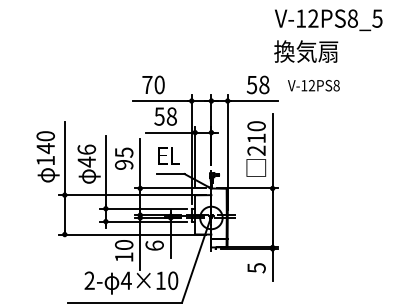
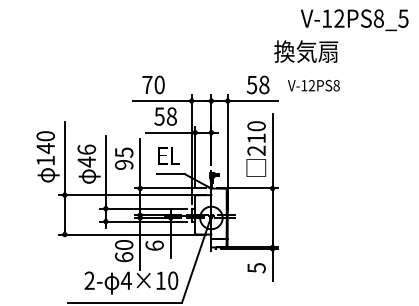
text position: (328, 20) -> (354, 20) (354, 20)
text: 10 -> 60 (124, 257)
